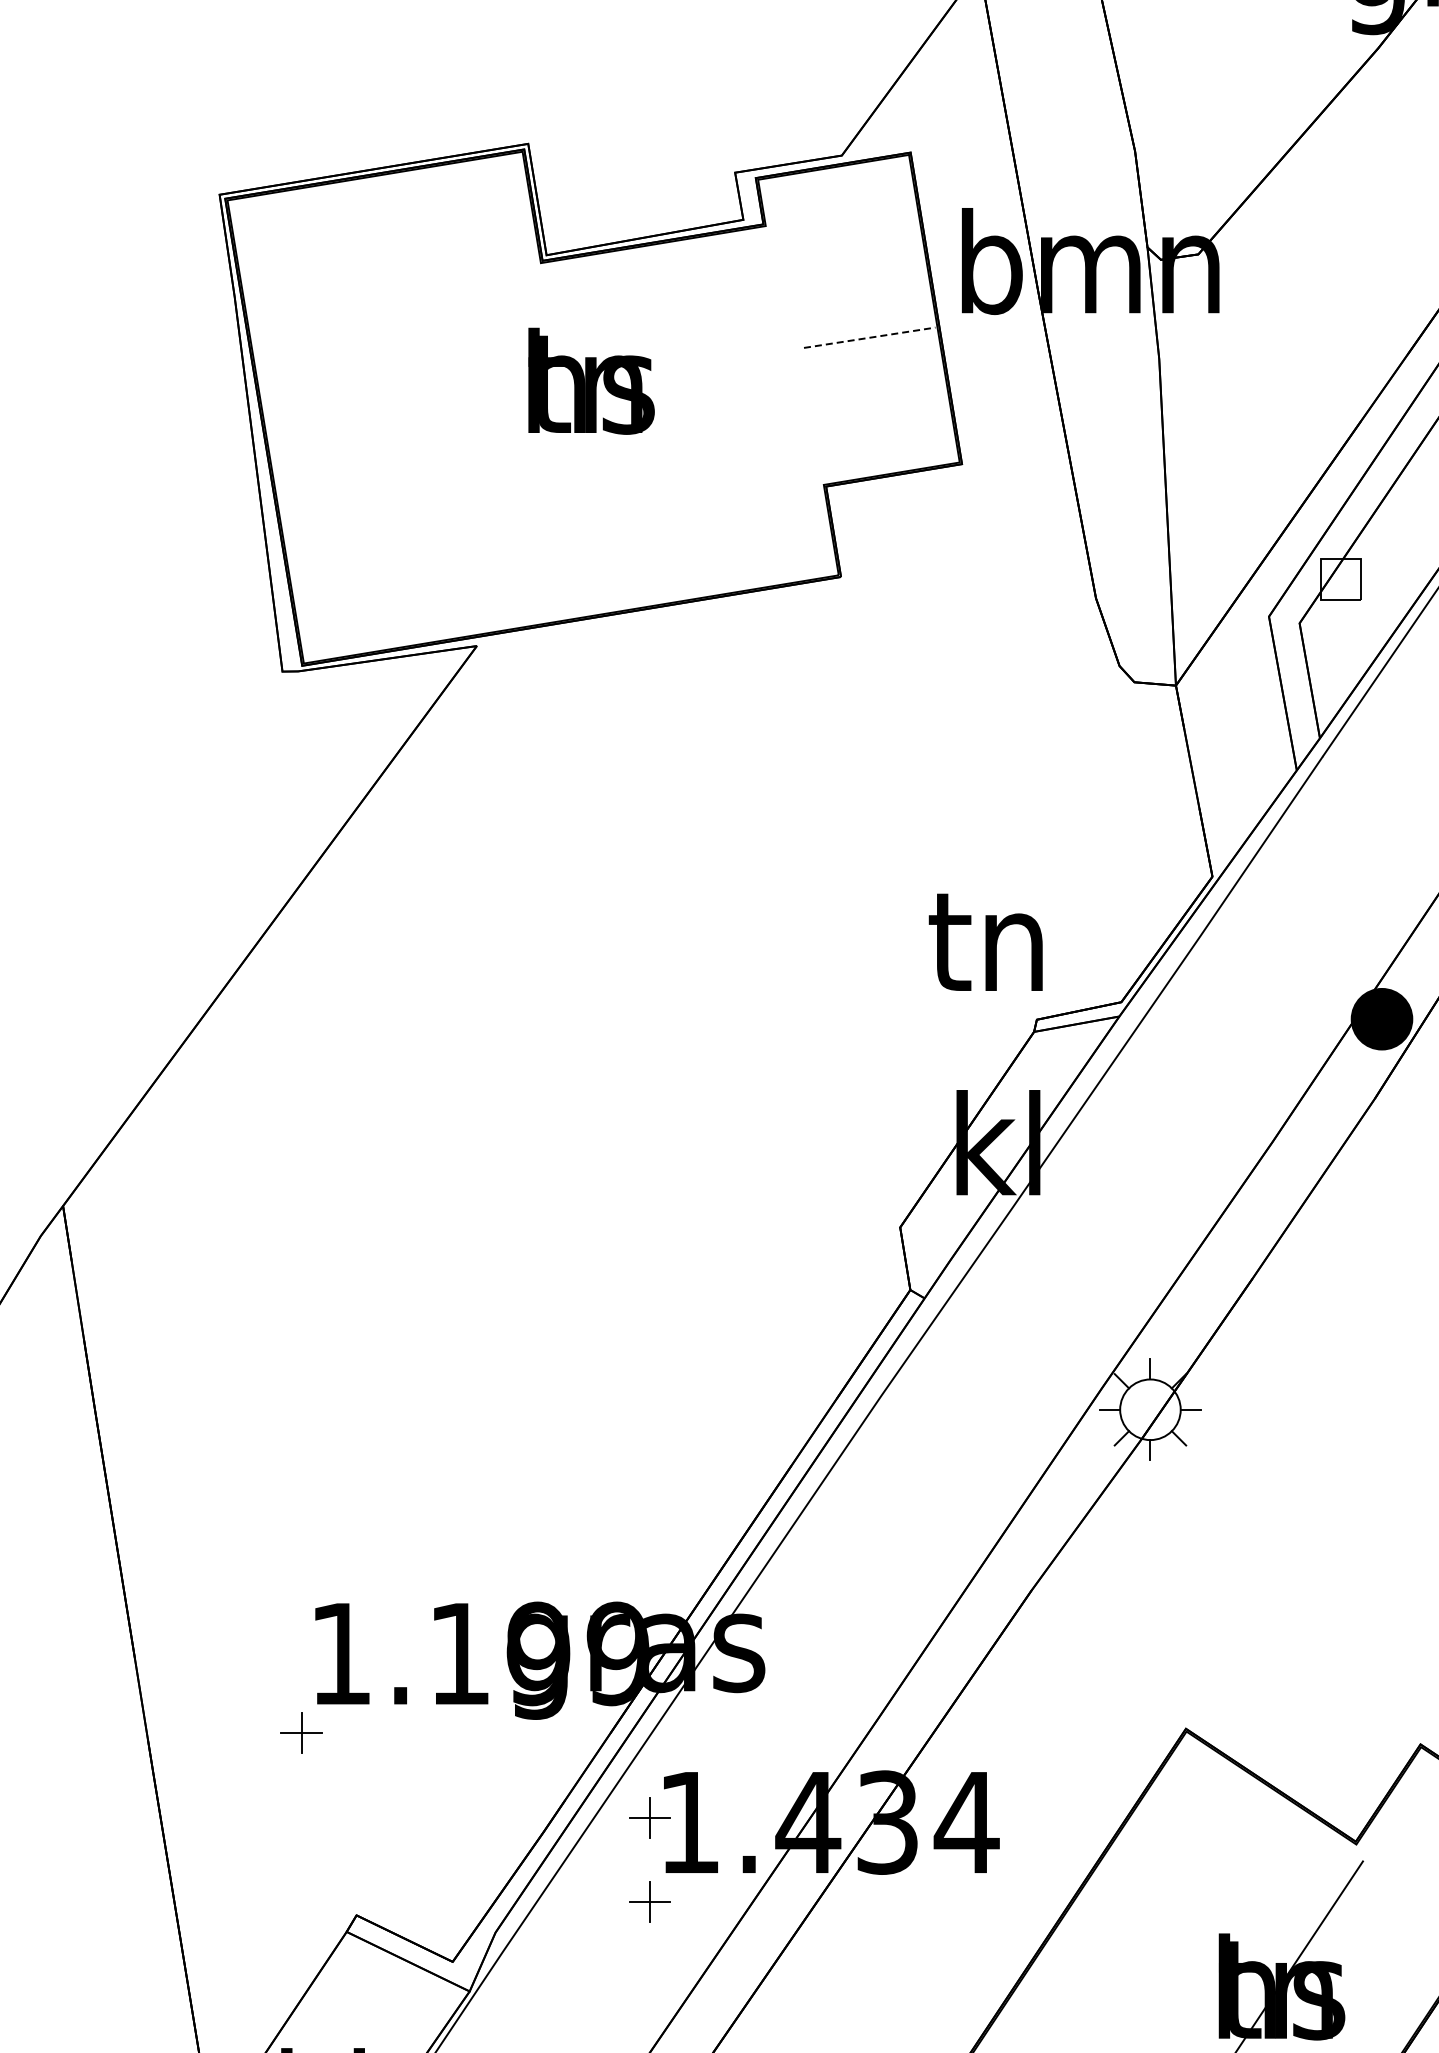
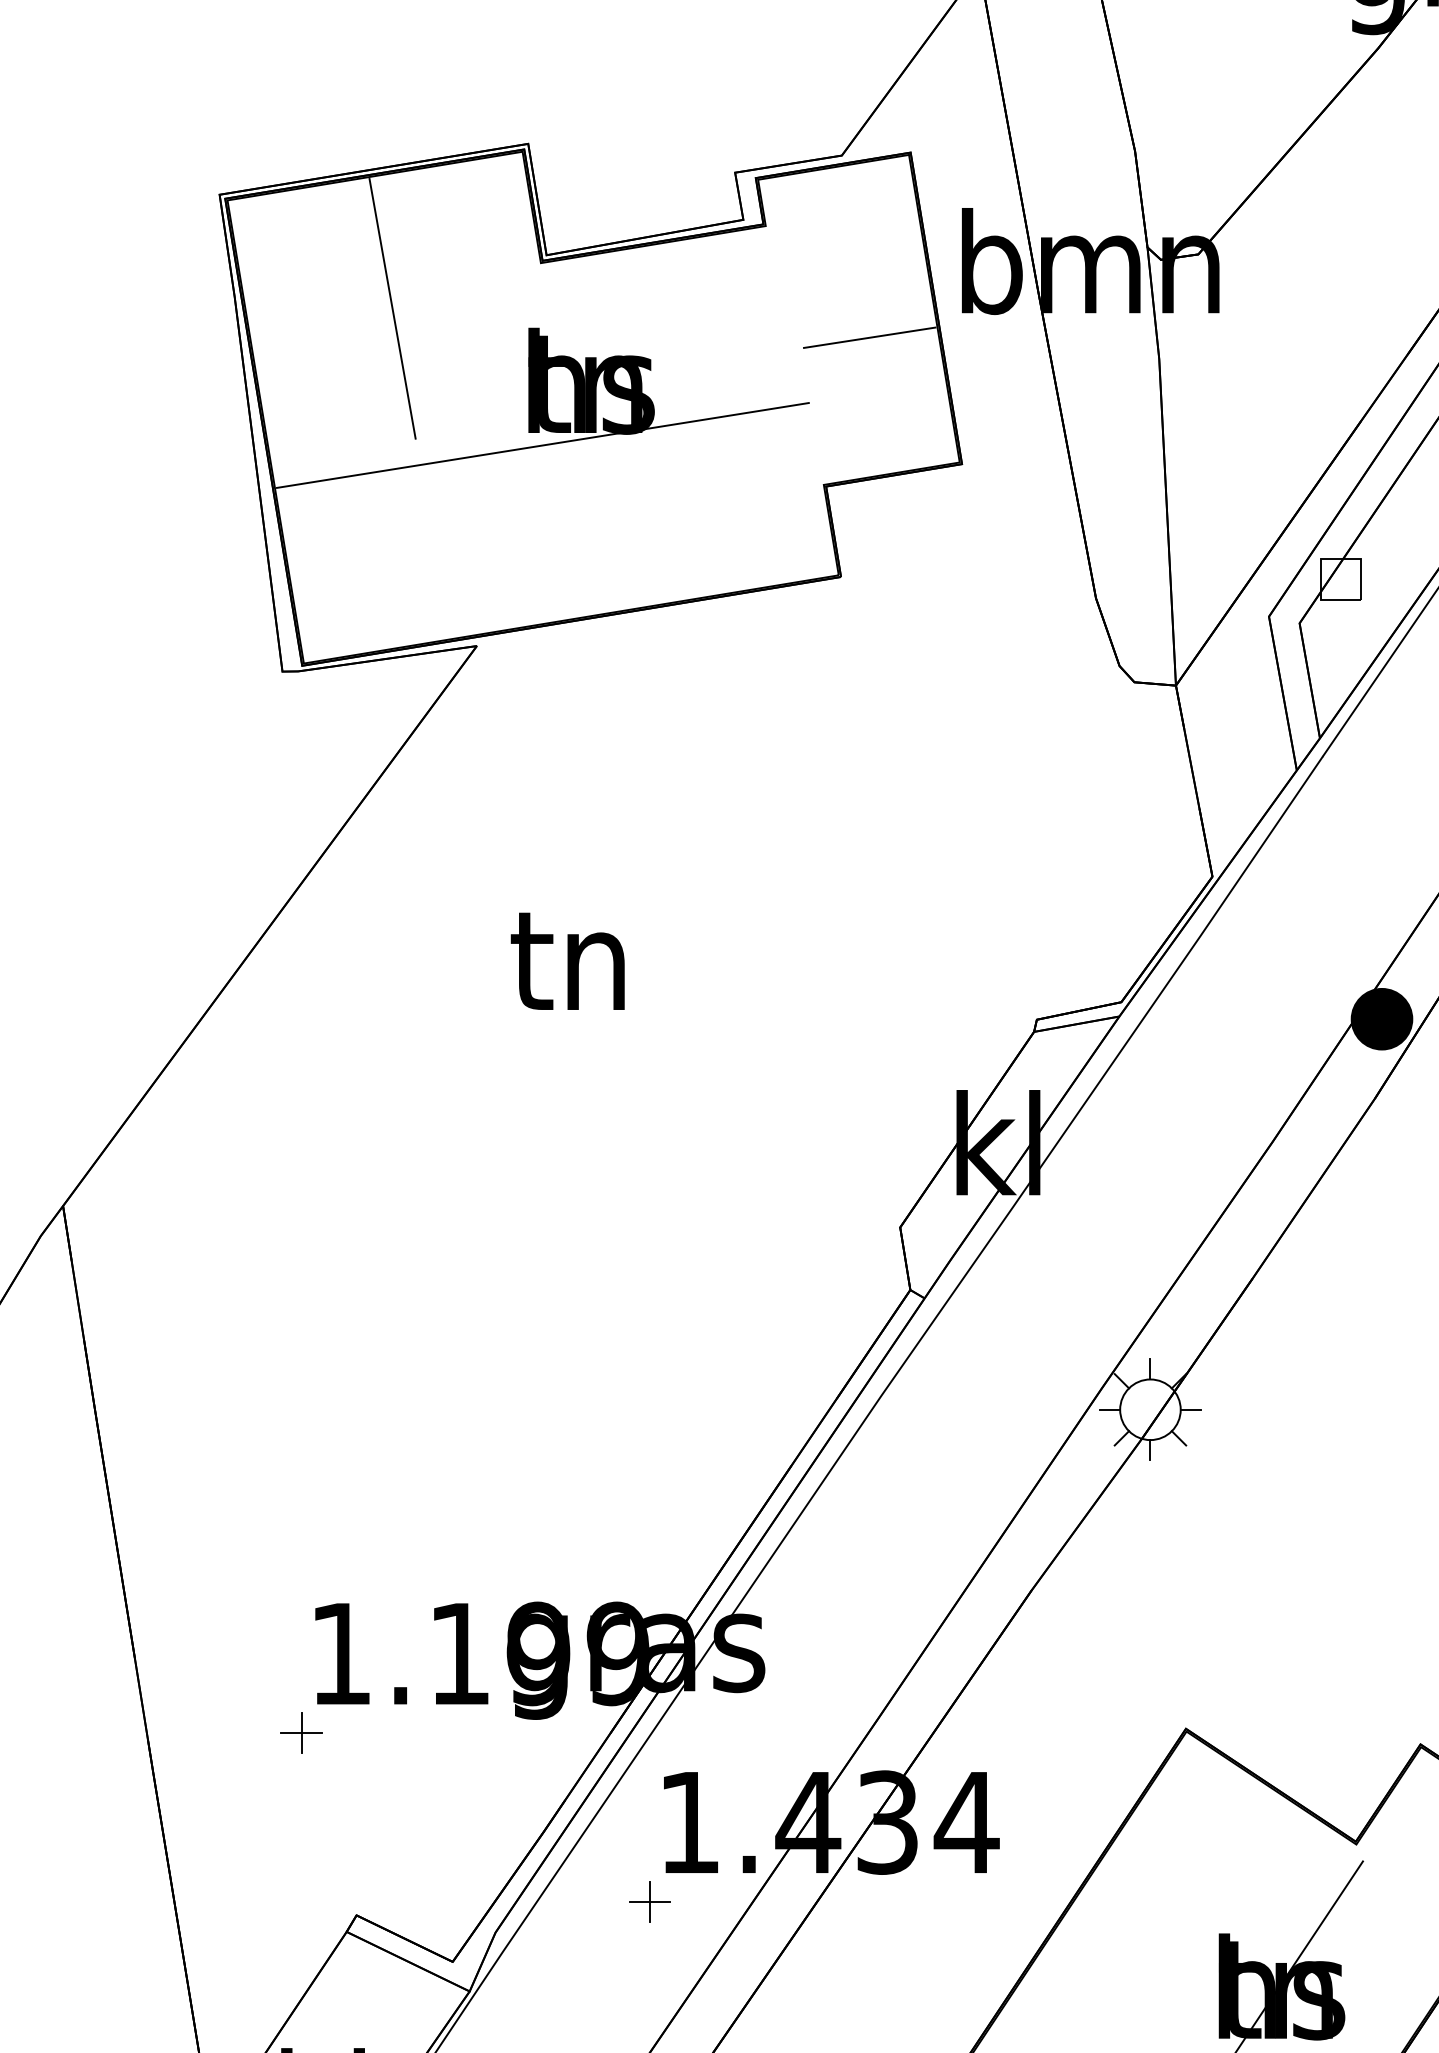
line: none -> present (392, 308)
line: dashed -> solid (869, 337)
line: none -> present (542, 445)
text position: (985, 941) -> (567, 960) (567, 960)
part: present -> none (649, 1817)
